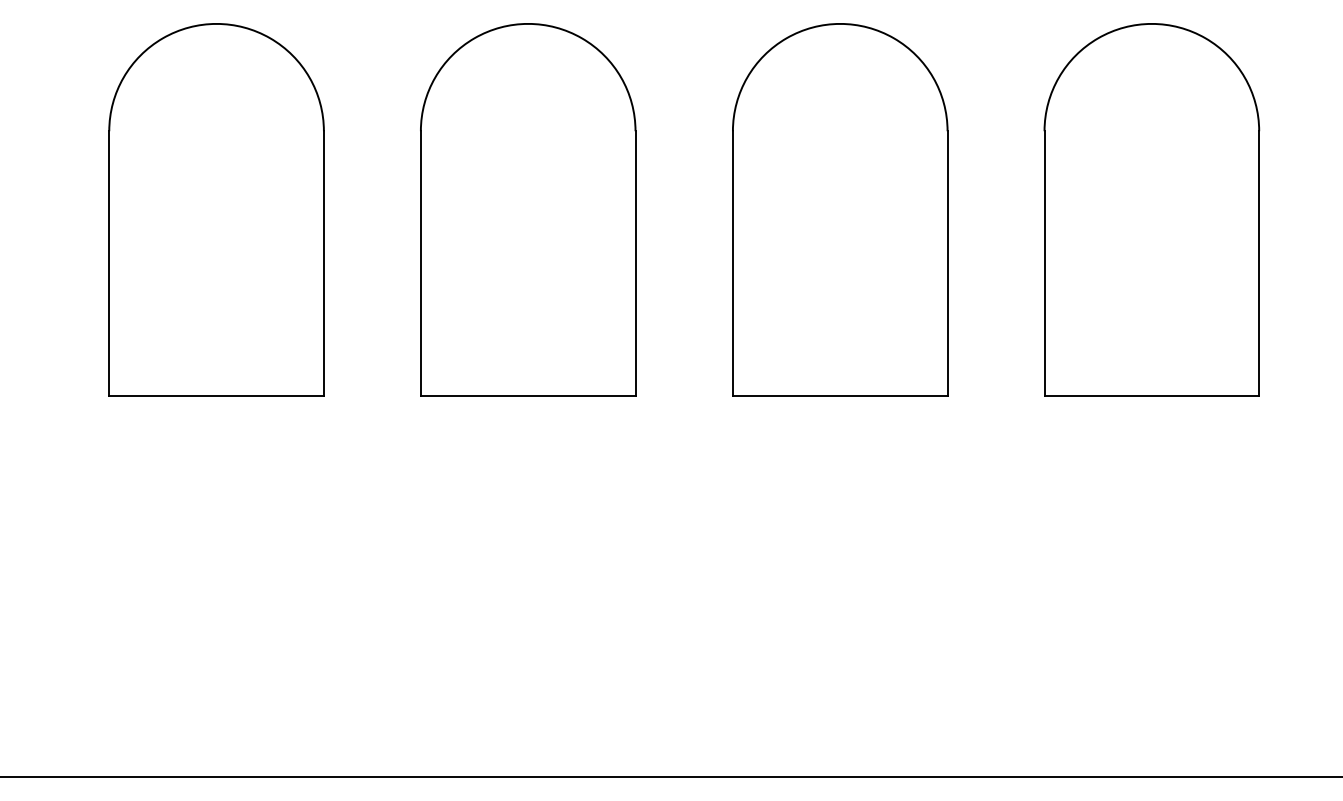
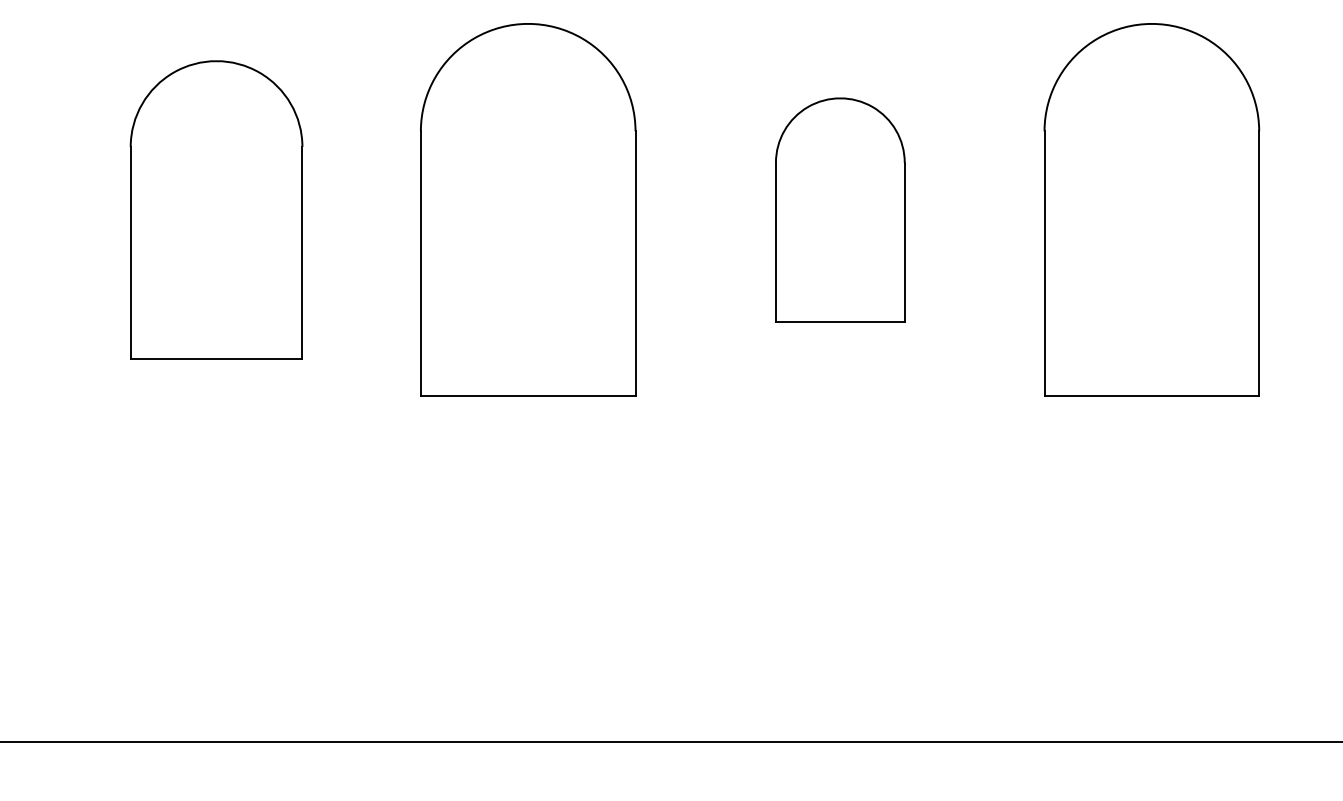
part size: 217x374 px -> 175x300 px (216, 209)
part size: 217x374 px -> 131x226 px (840, 209)
line position: (670, 777) -> (670, 742) (670, 742)
